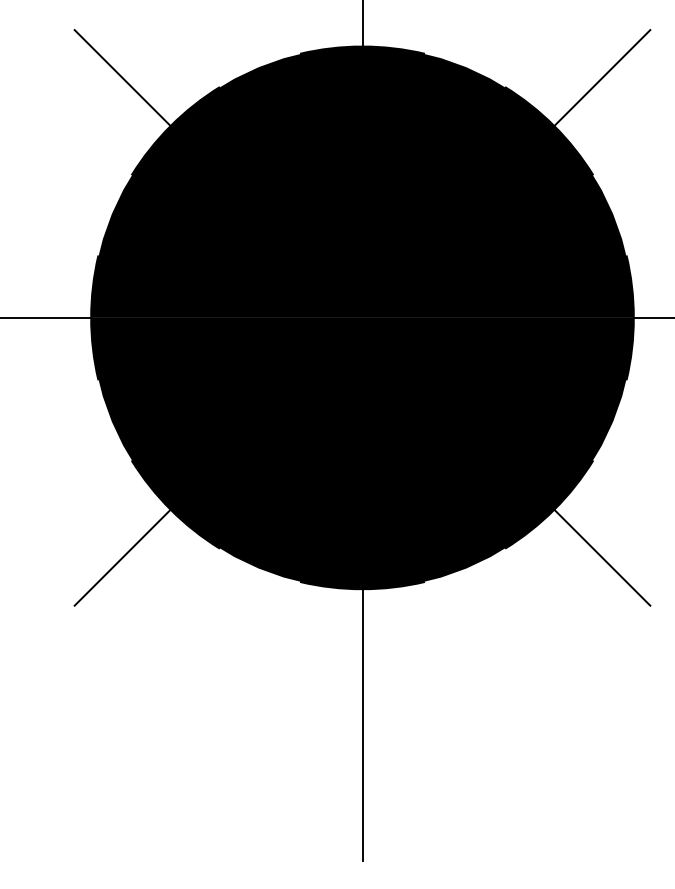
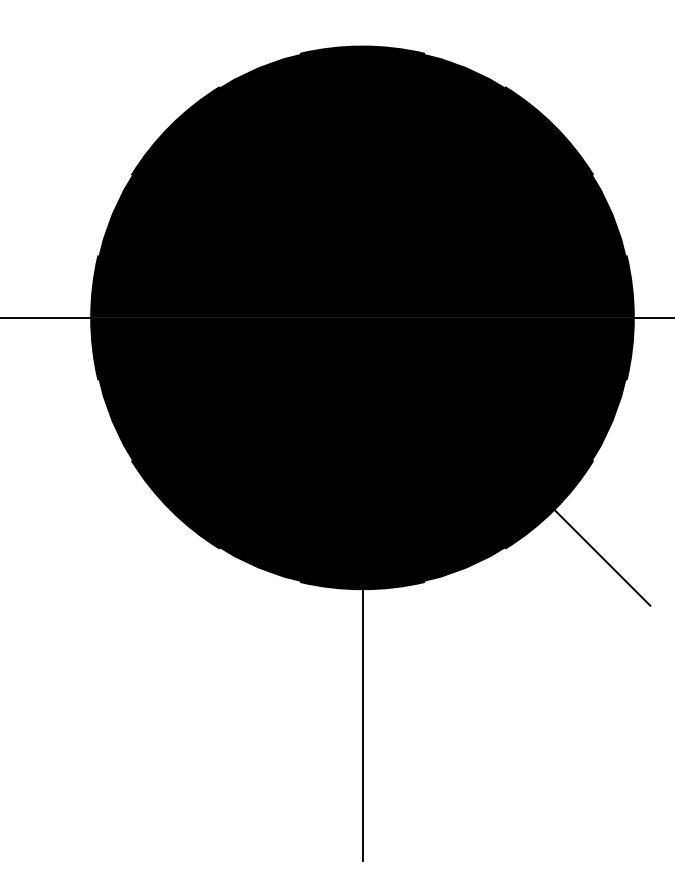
line: present -> none (362, 24)
line: present -> none (122, 78)
line: present -> none (602, 78)
line: present -> none (122, 557)
